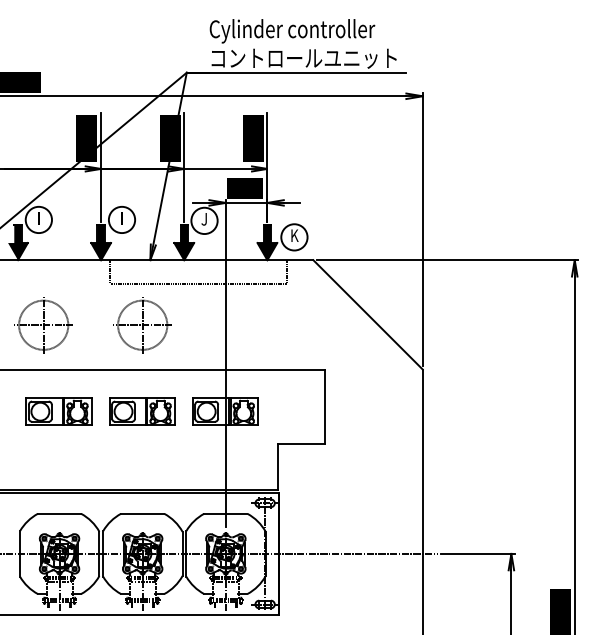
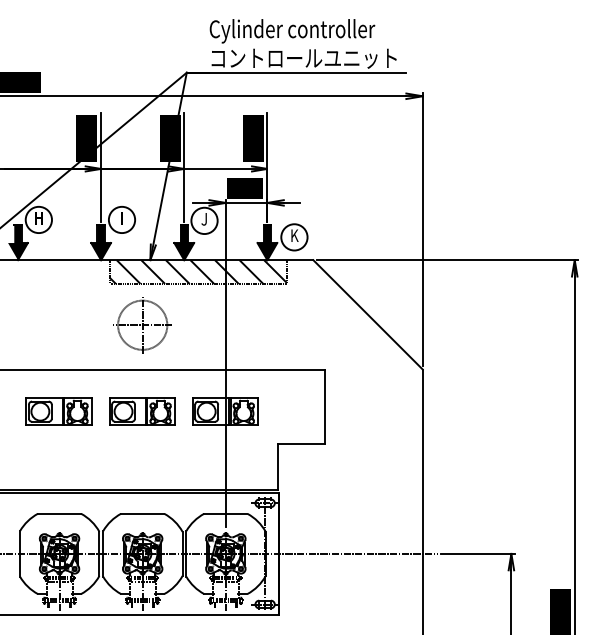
text: I -> H (38, 218)
hatch: none -> present (198, 271)
part: present -> none (43, 325)
